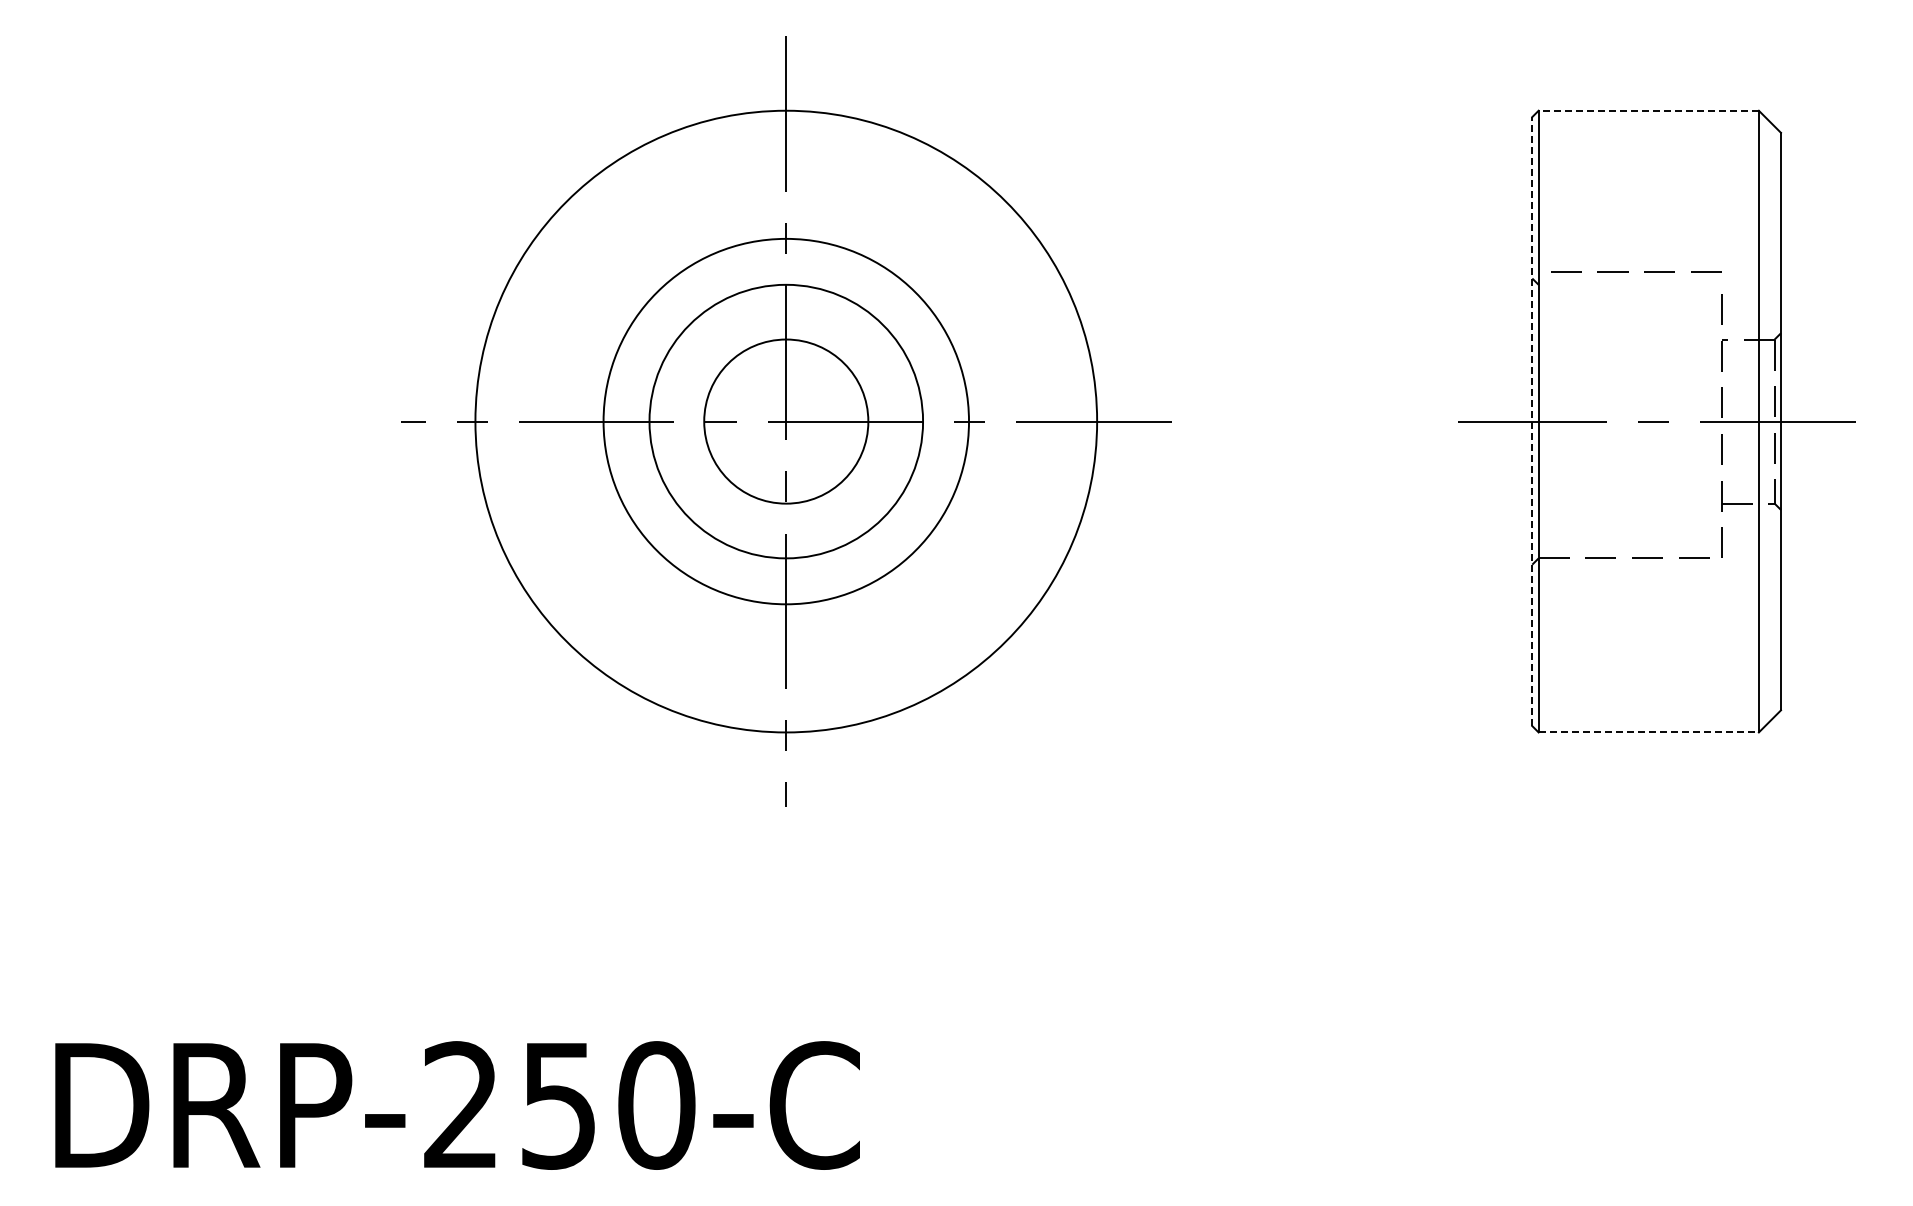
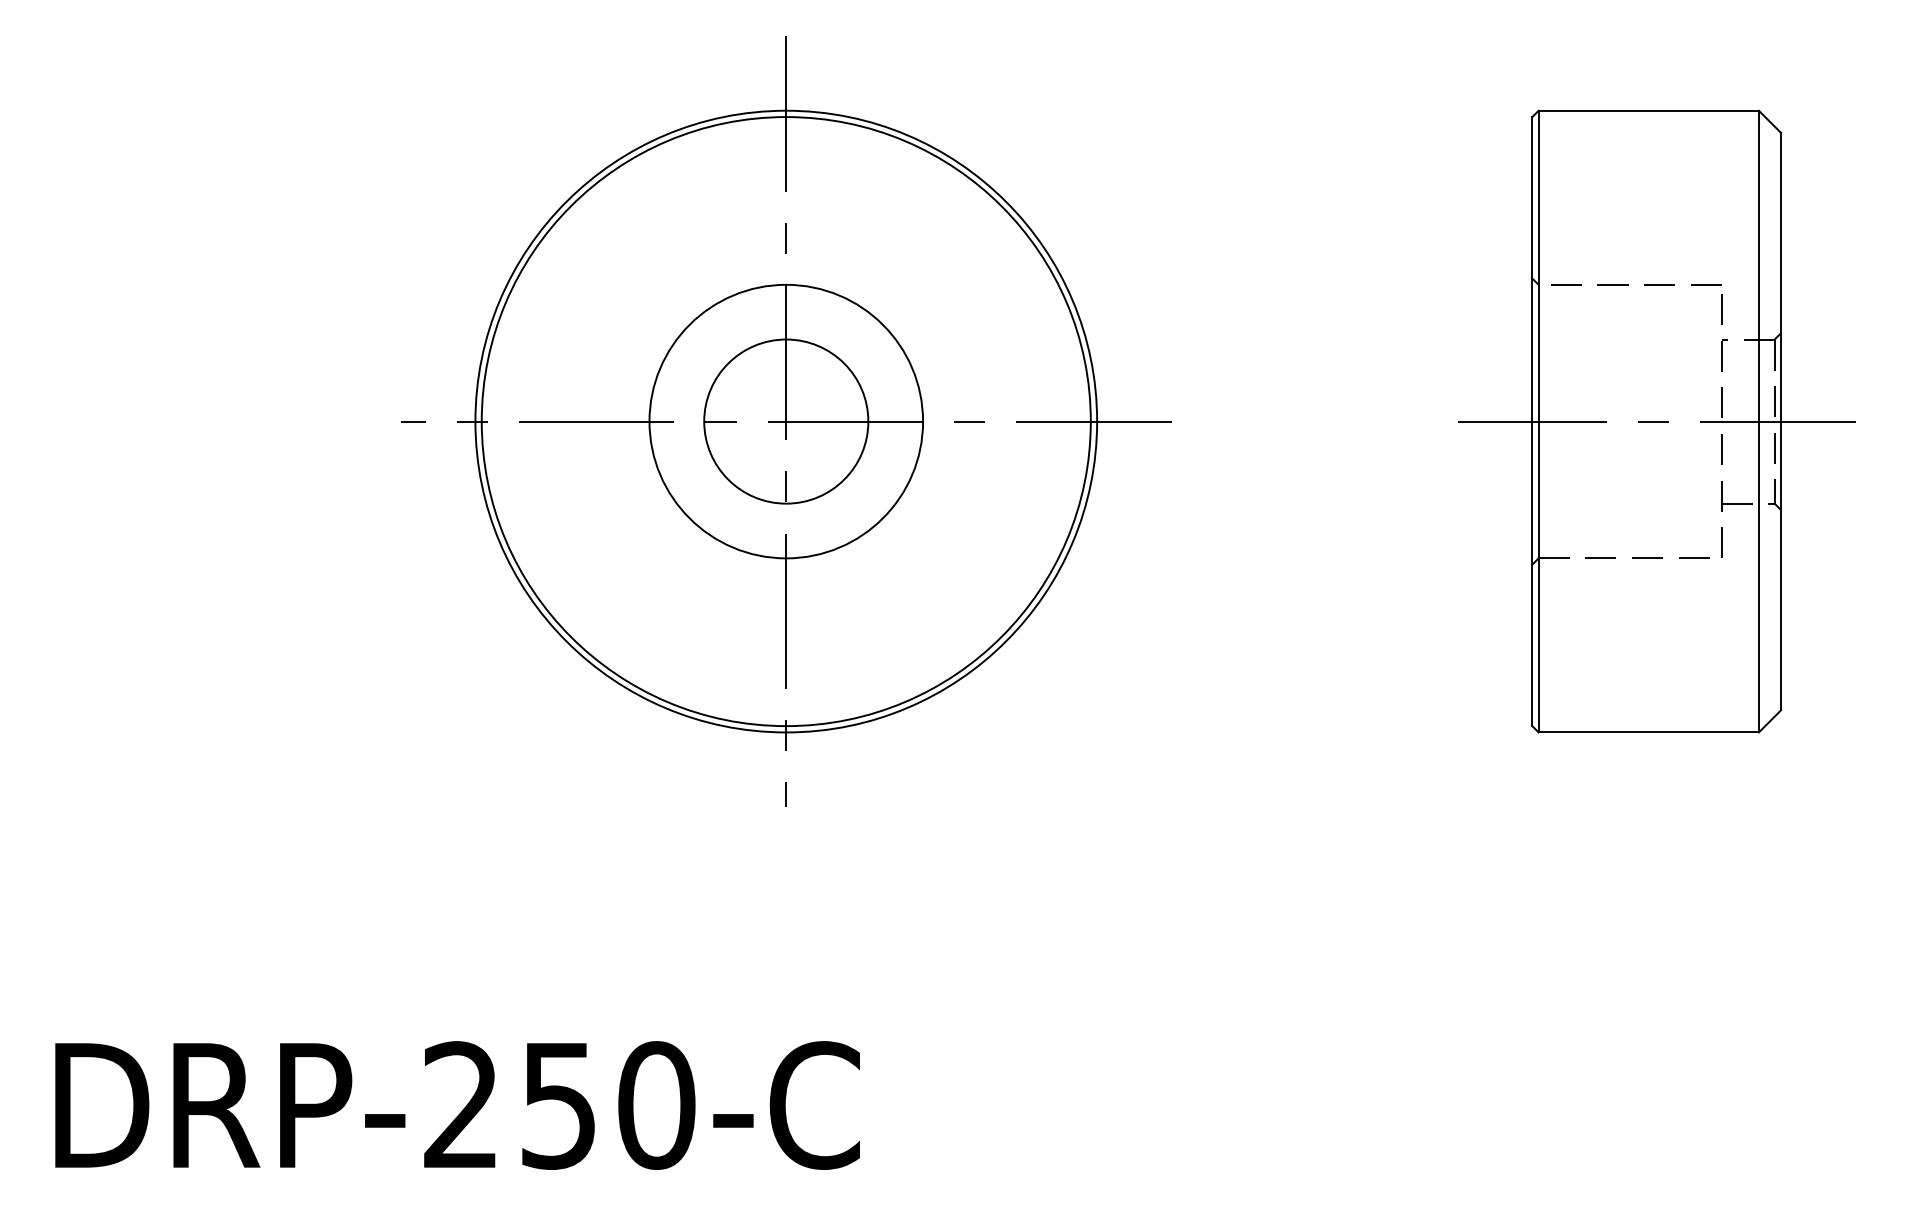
line: dashed -> solid (1648, 110)
line position: (1628, 271) -> (1628, 284) (1628, 284)
circle diameter: 365 px -> 609 px (785, 421)
line: dashed -> solid (1532, 421)
line: dashed -> solid (1649, 732)
